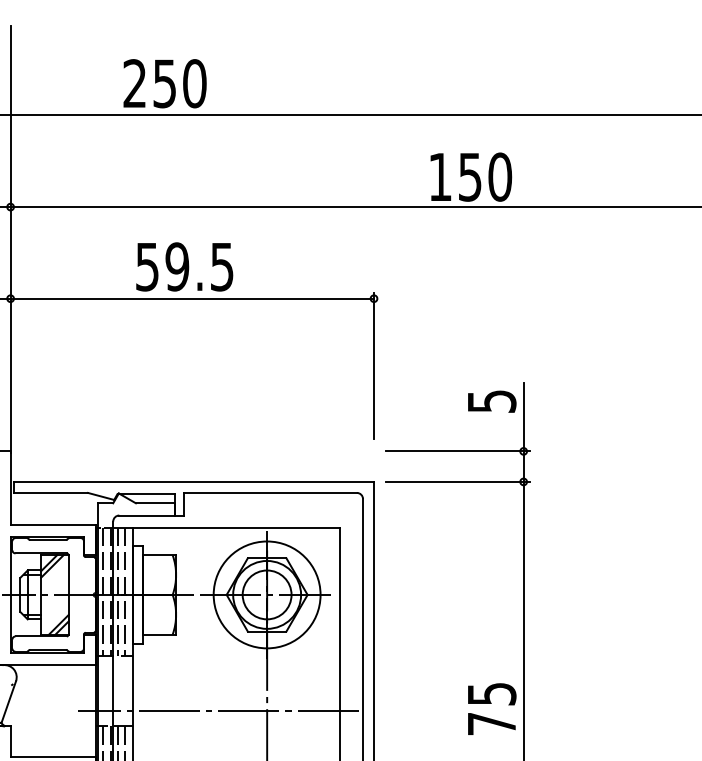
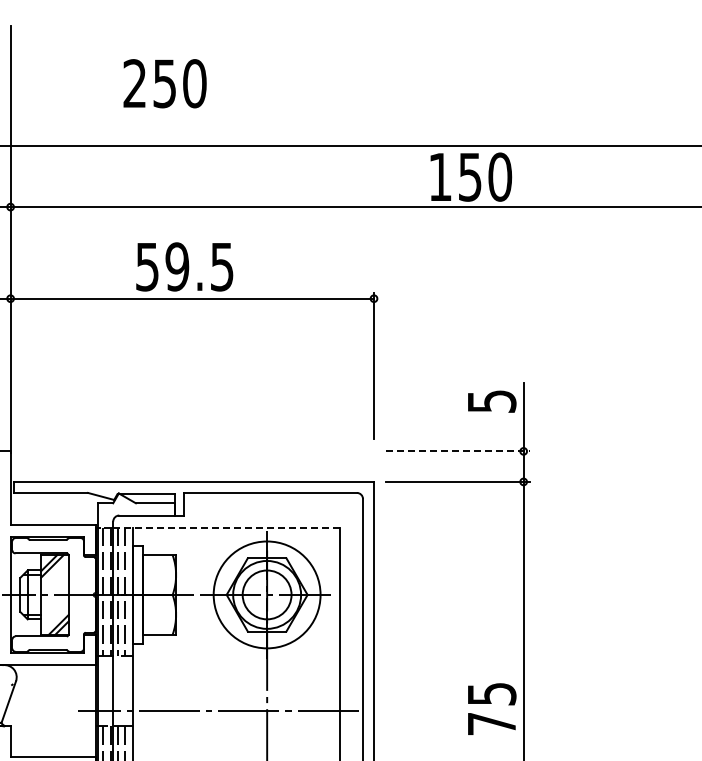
line position: (350, 115) -> (350, 146) (350, 146)
line: solid -> dashed (458, 451)
line: solid -> dashed (226, 527)
